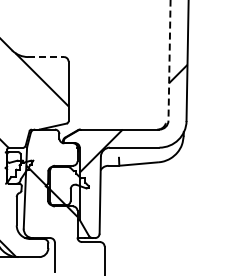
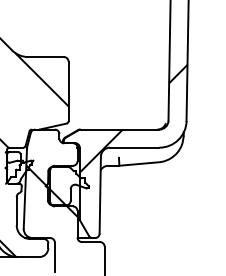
line: dashed -> solid (46, 57)
line: dashed -> solid (169, 60)
